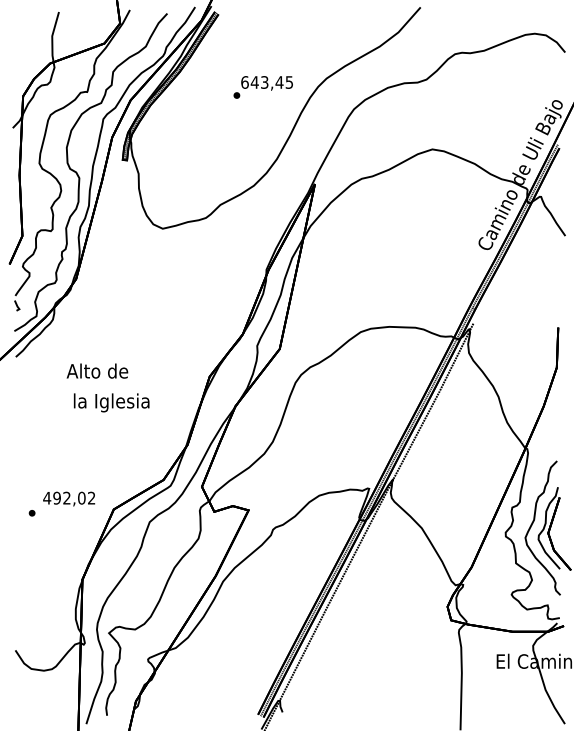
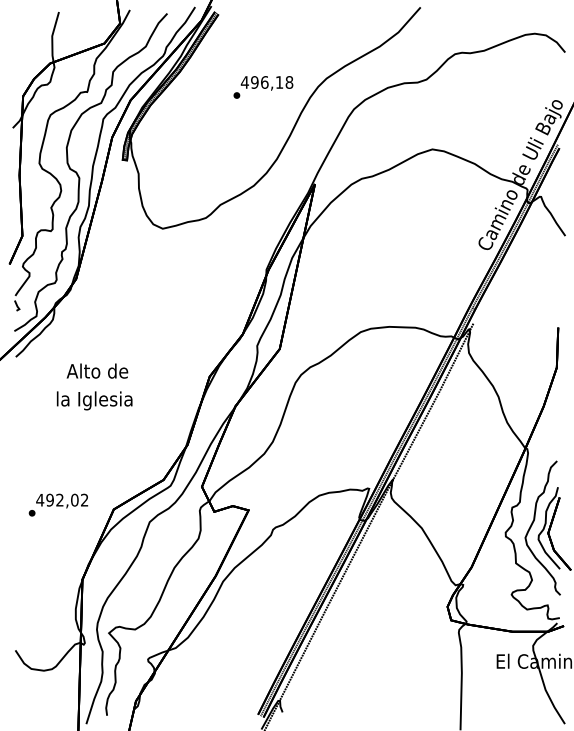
text: 643,45 -> 496,18 (266, 82)
text position: (111, 402) -> (94, 400) (94, 400)
text position: (69, 498) -> (62, 500) (62, 500)
